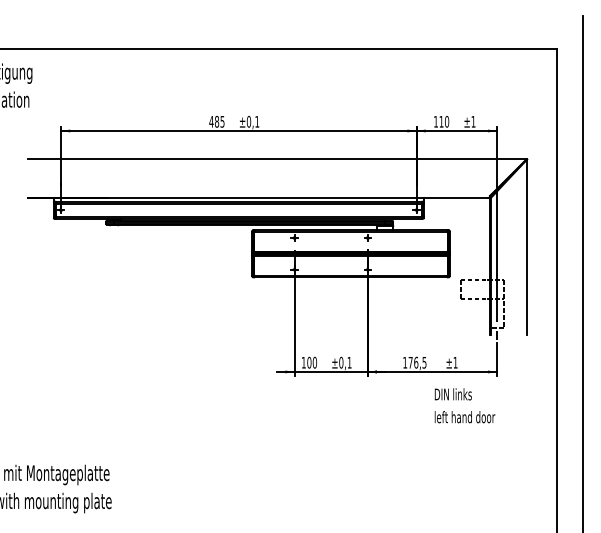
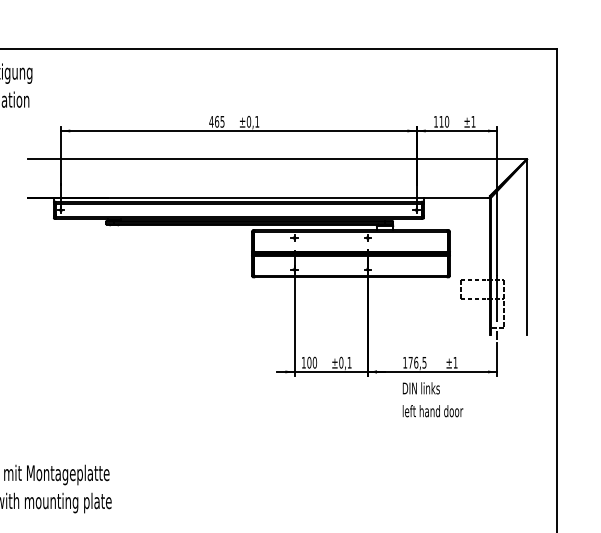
text: 485 -> 465 (217, 121)
line: present -> none (582, 272)
text position: (464, 405) -> (432, 399) (432, 399)
